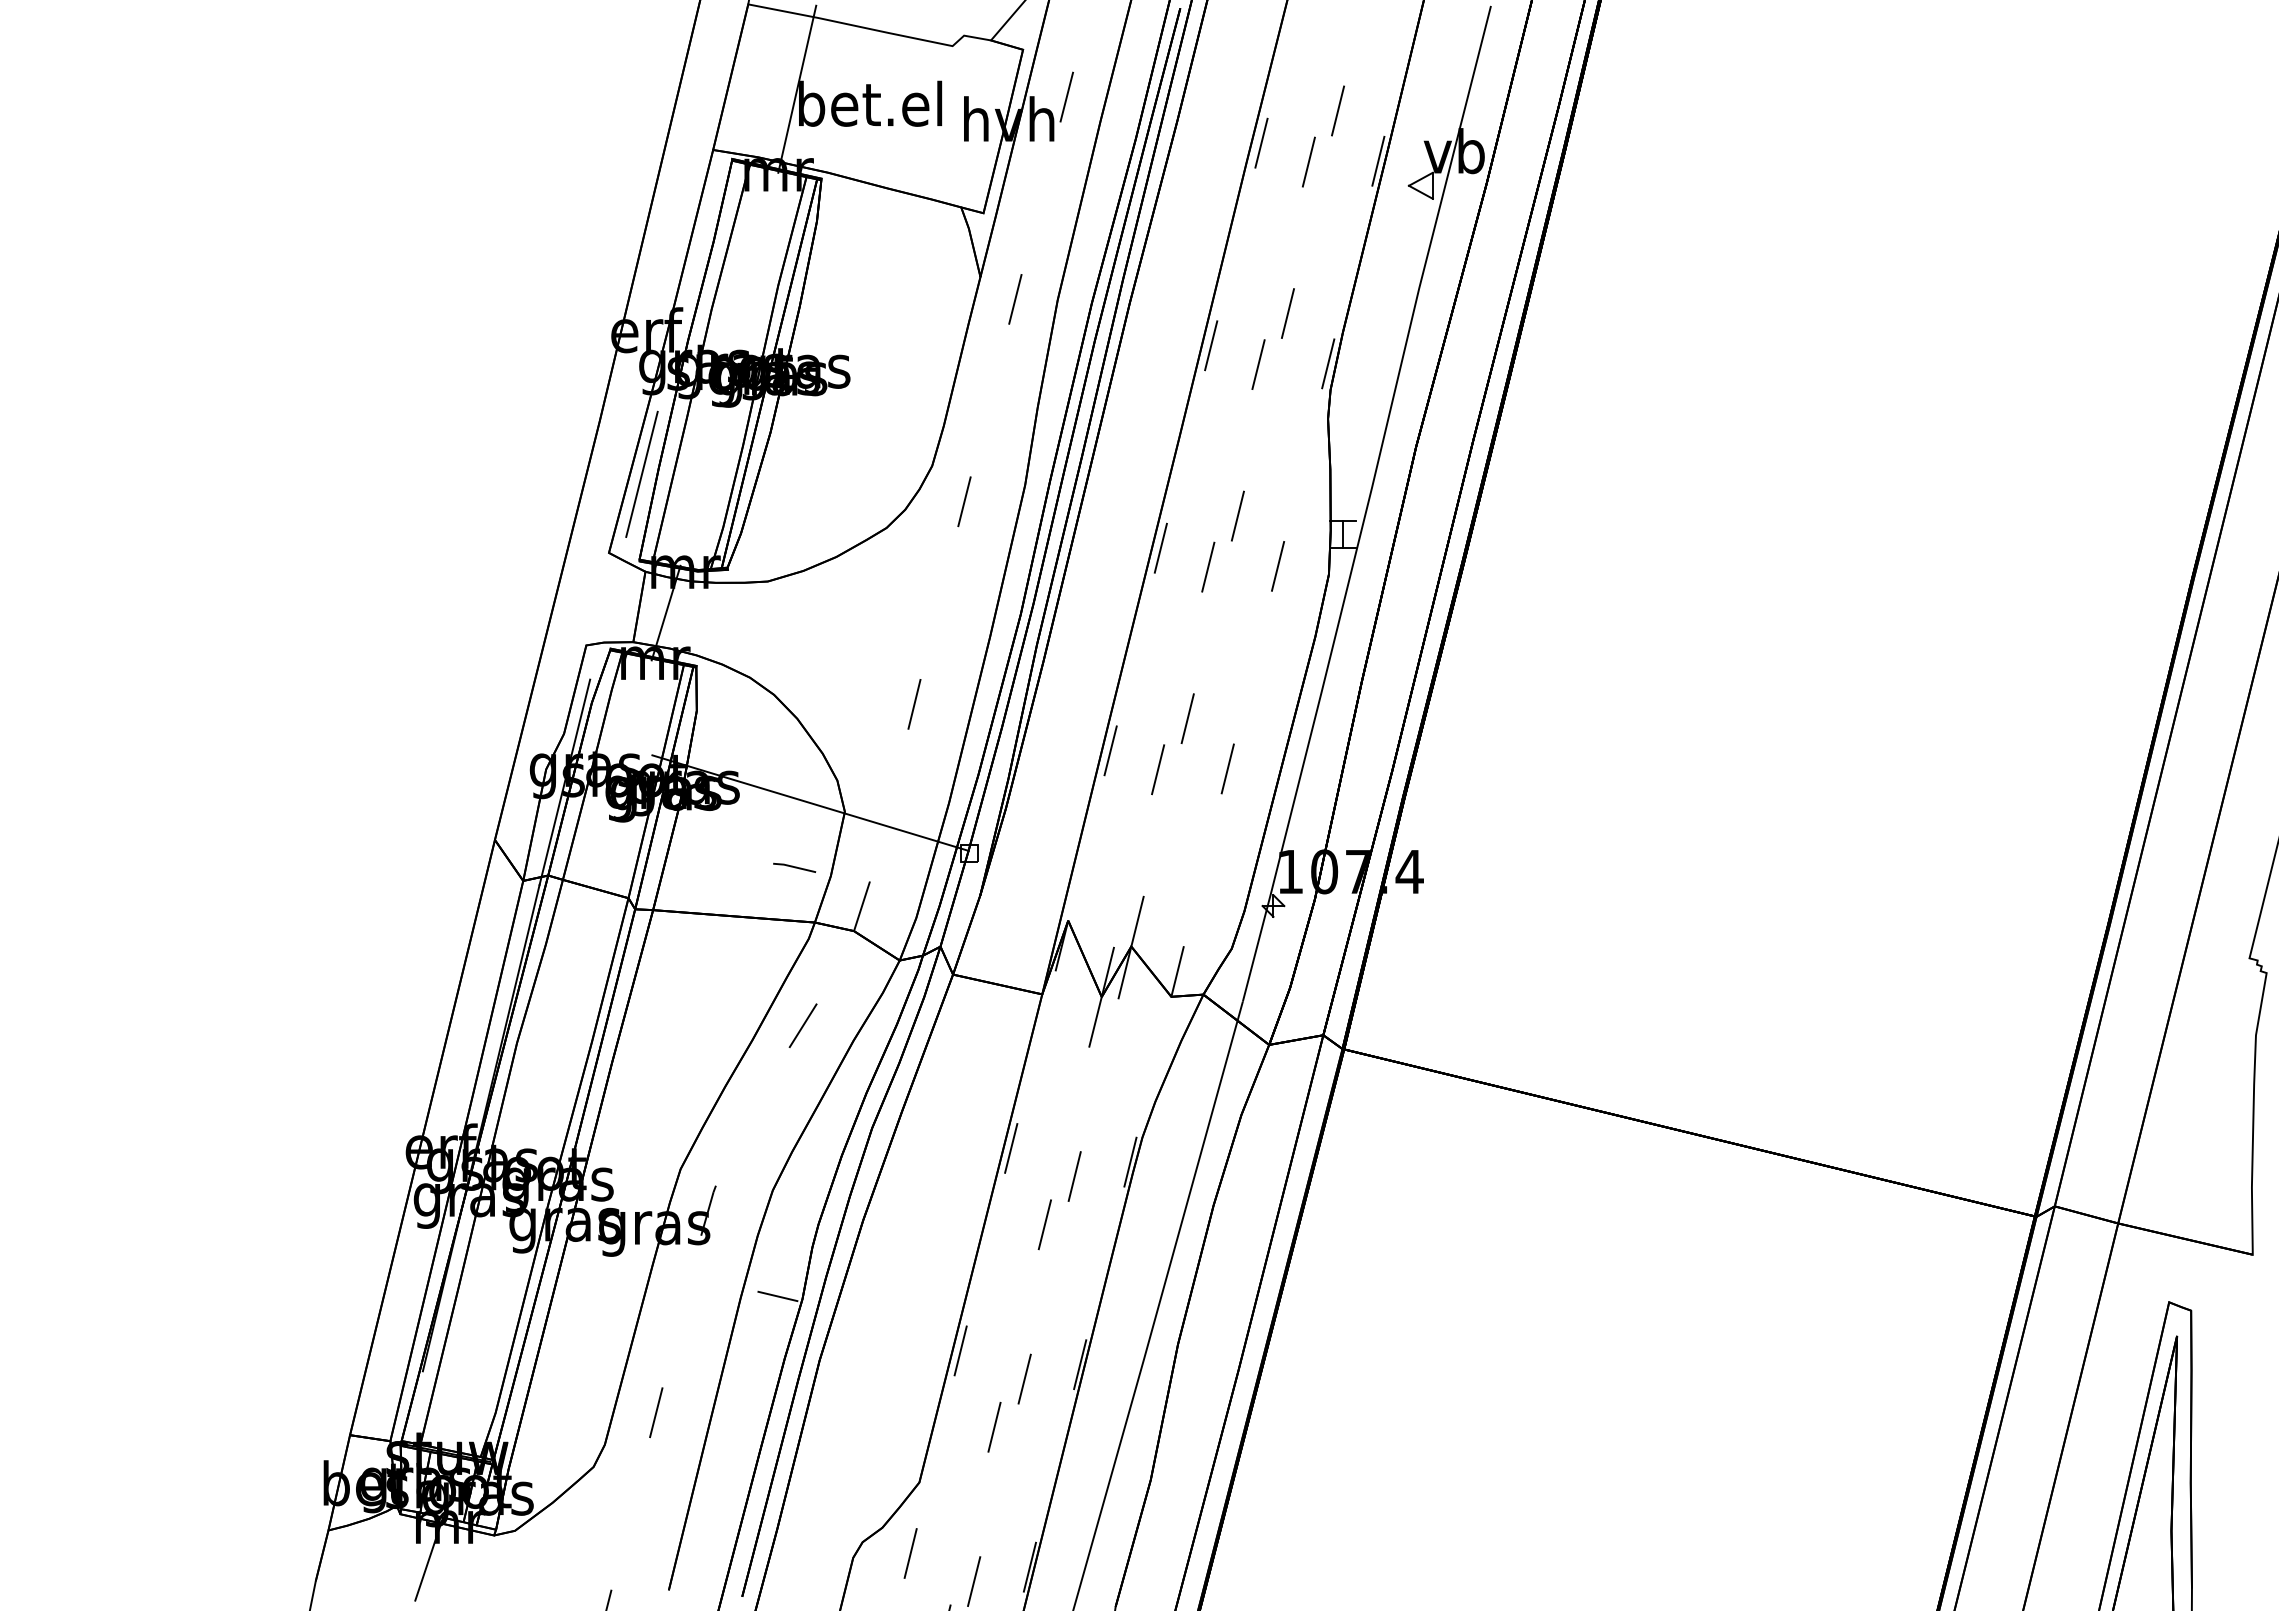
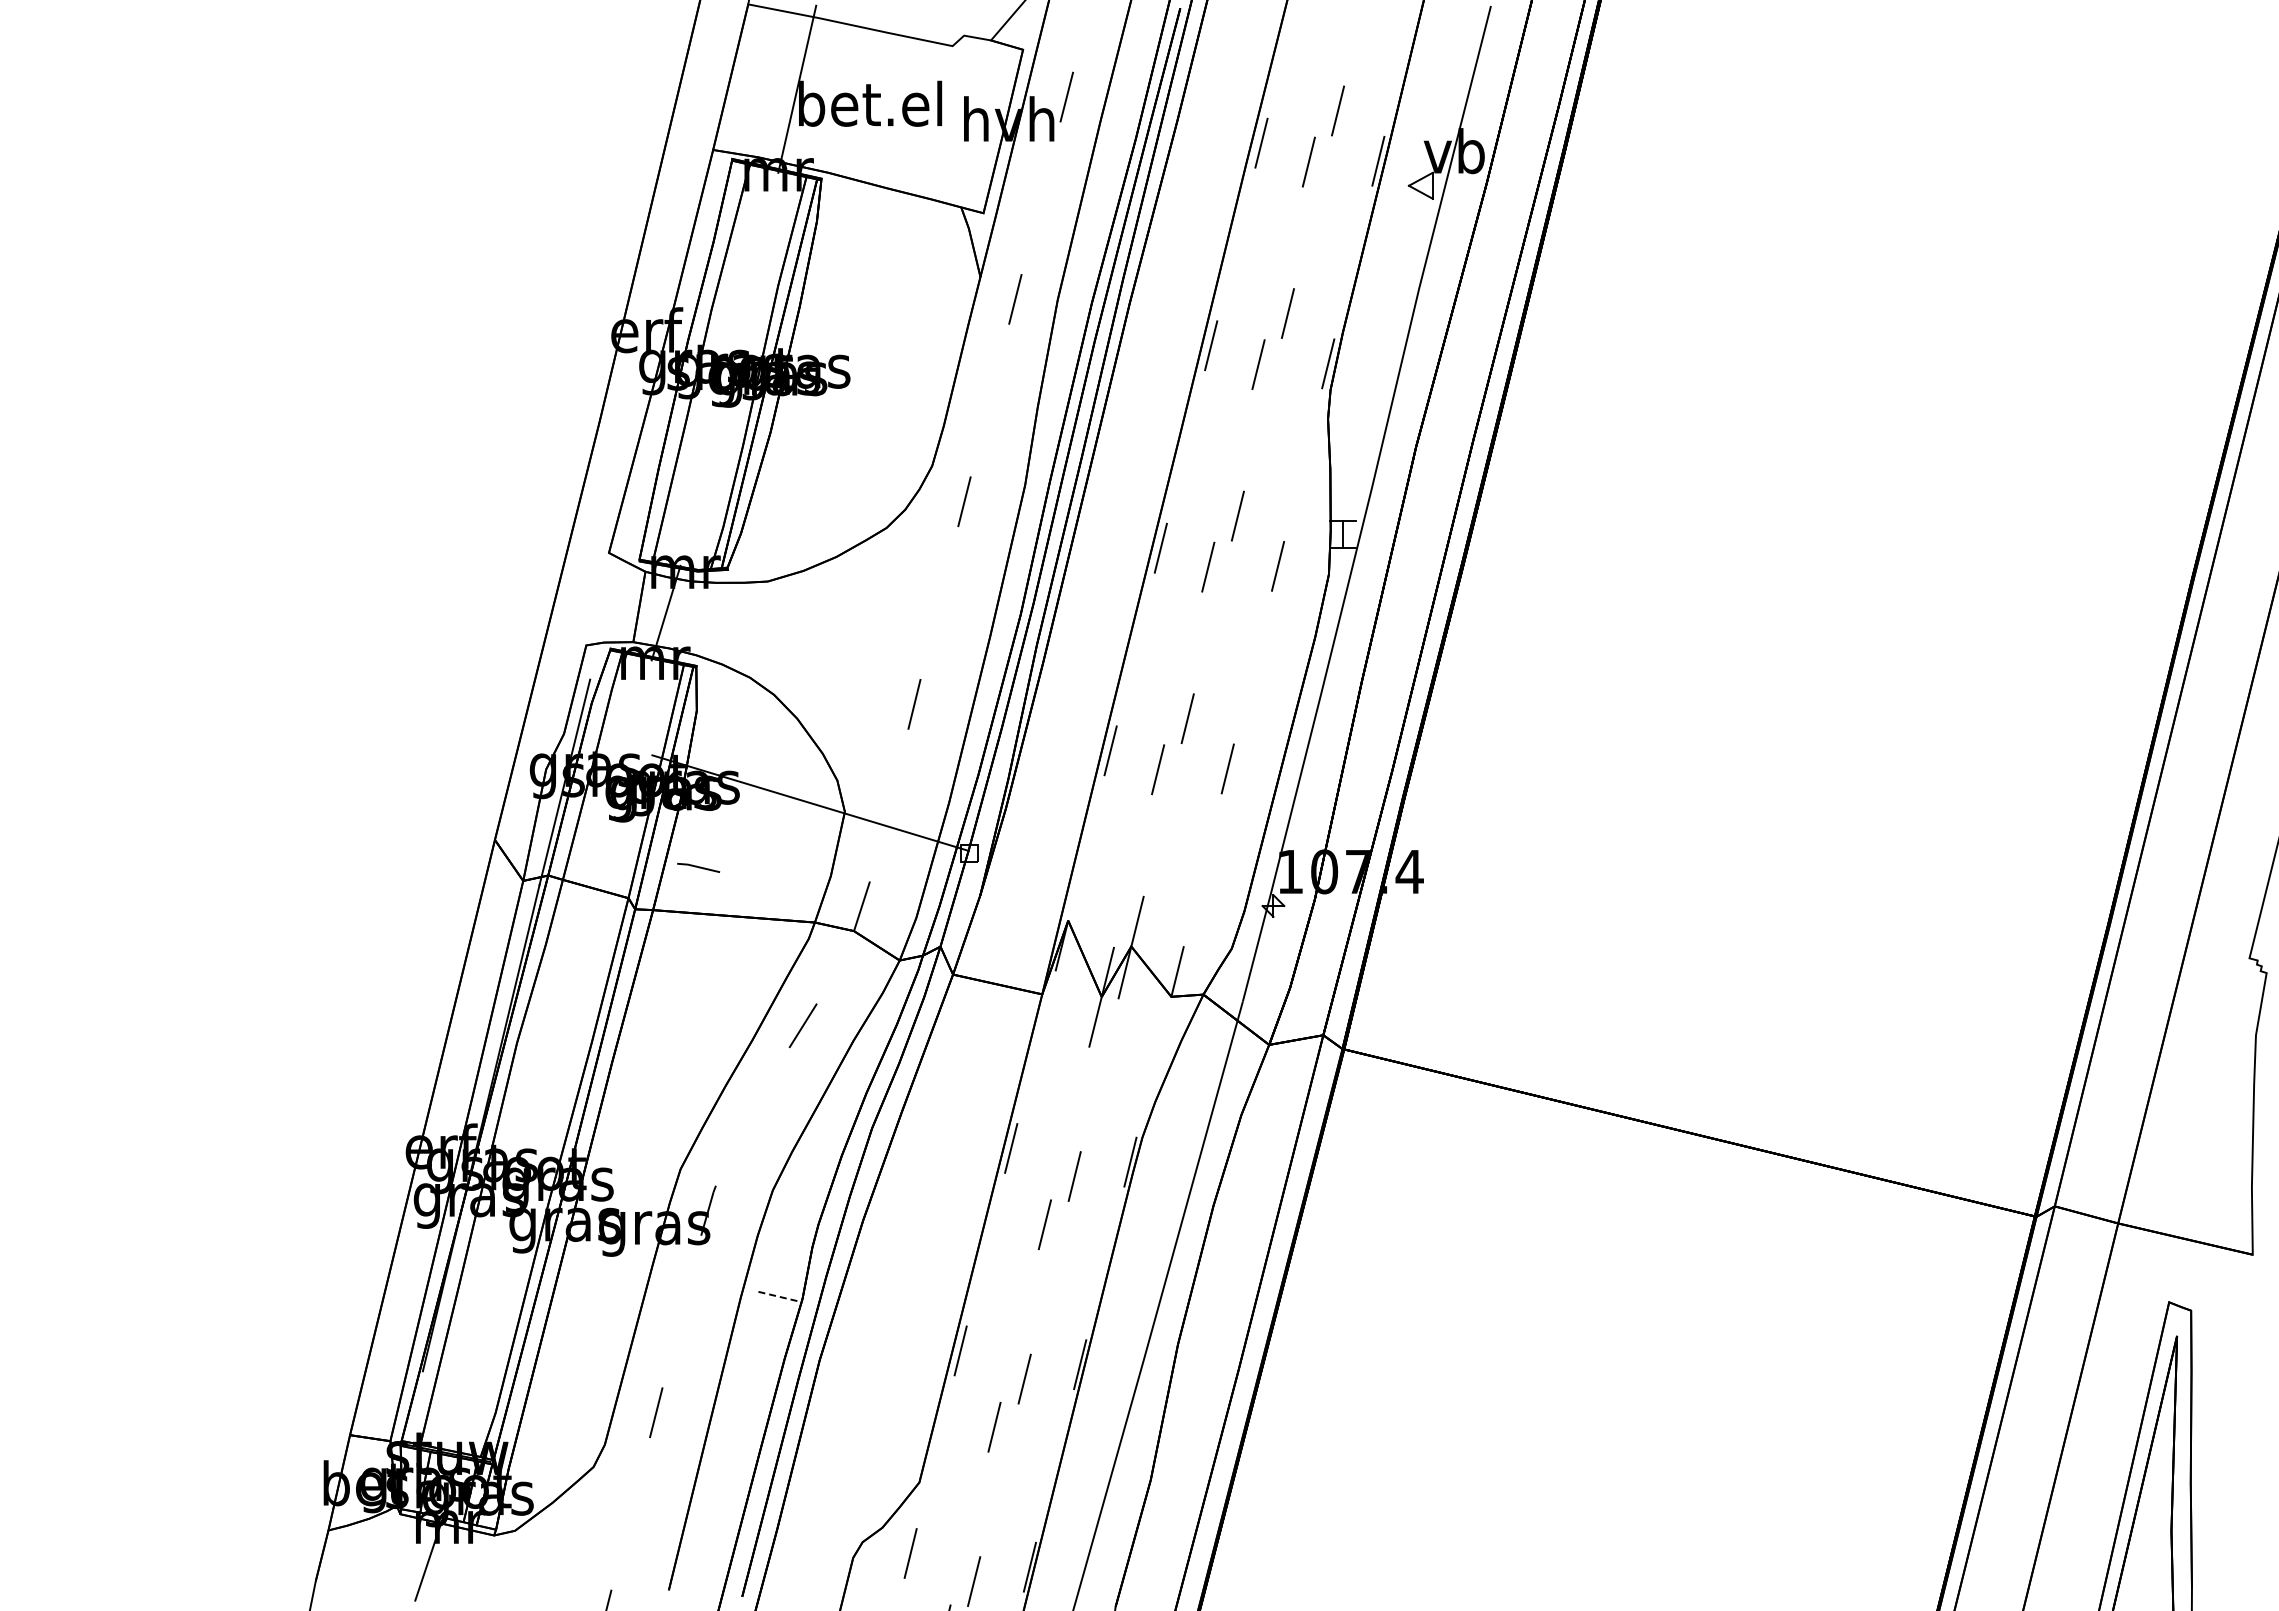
line: present -> none (641, 473)
line position: (794, 867) -> (698, 867) (698, 867)
line: solid -> dashed (777, 1296)
